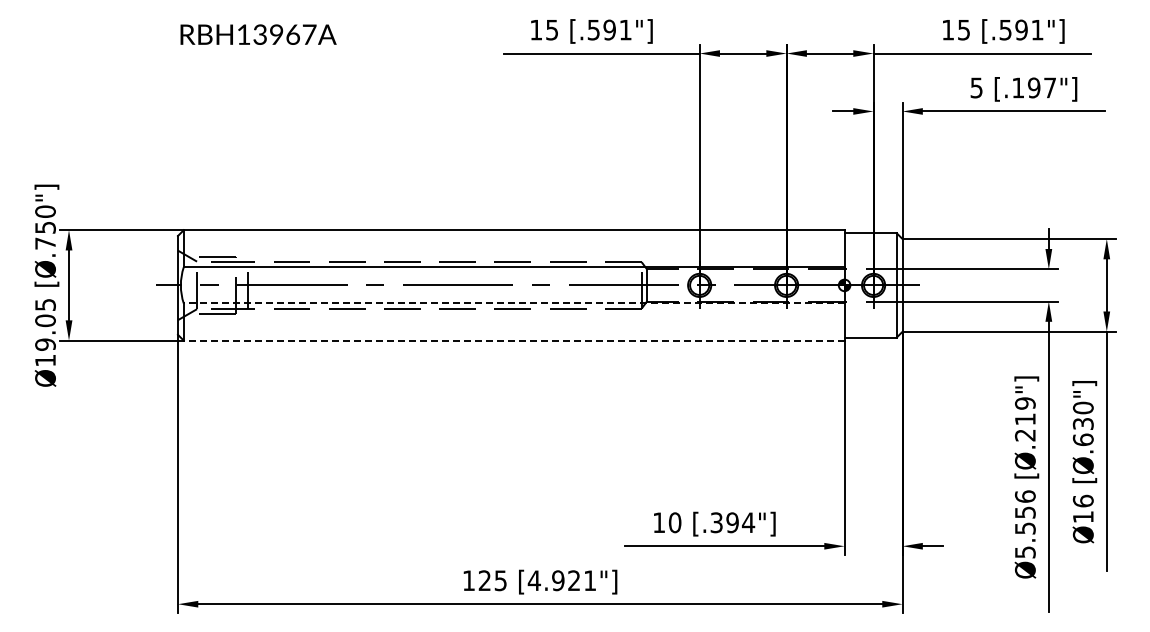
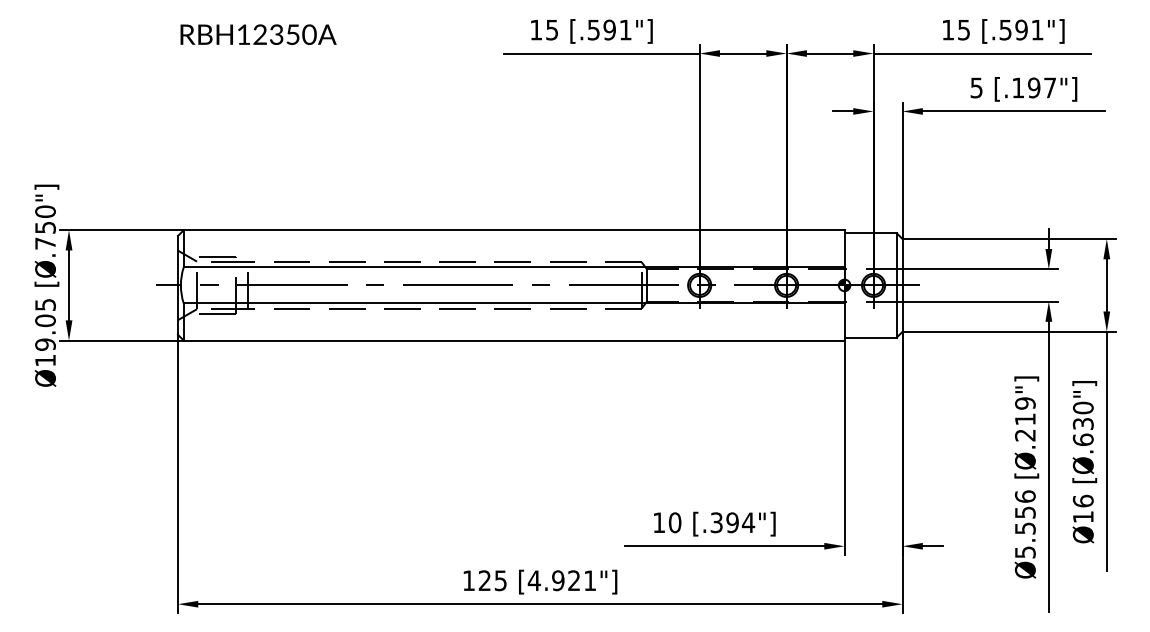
text: RBH13967A -> RBH12350A (284, 34)
line: dashed -> solid (513, 303)
line: dashed -> solid (513, 340)
